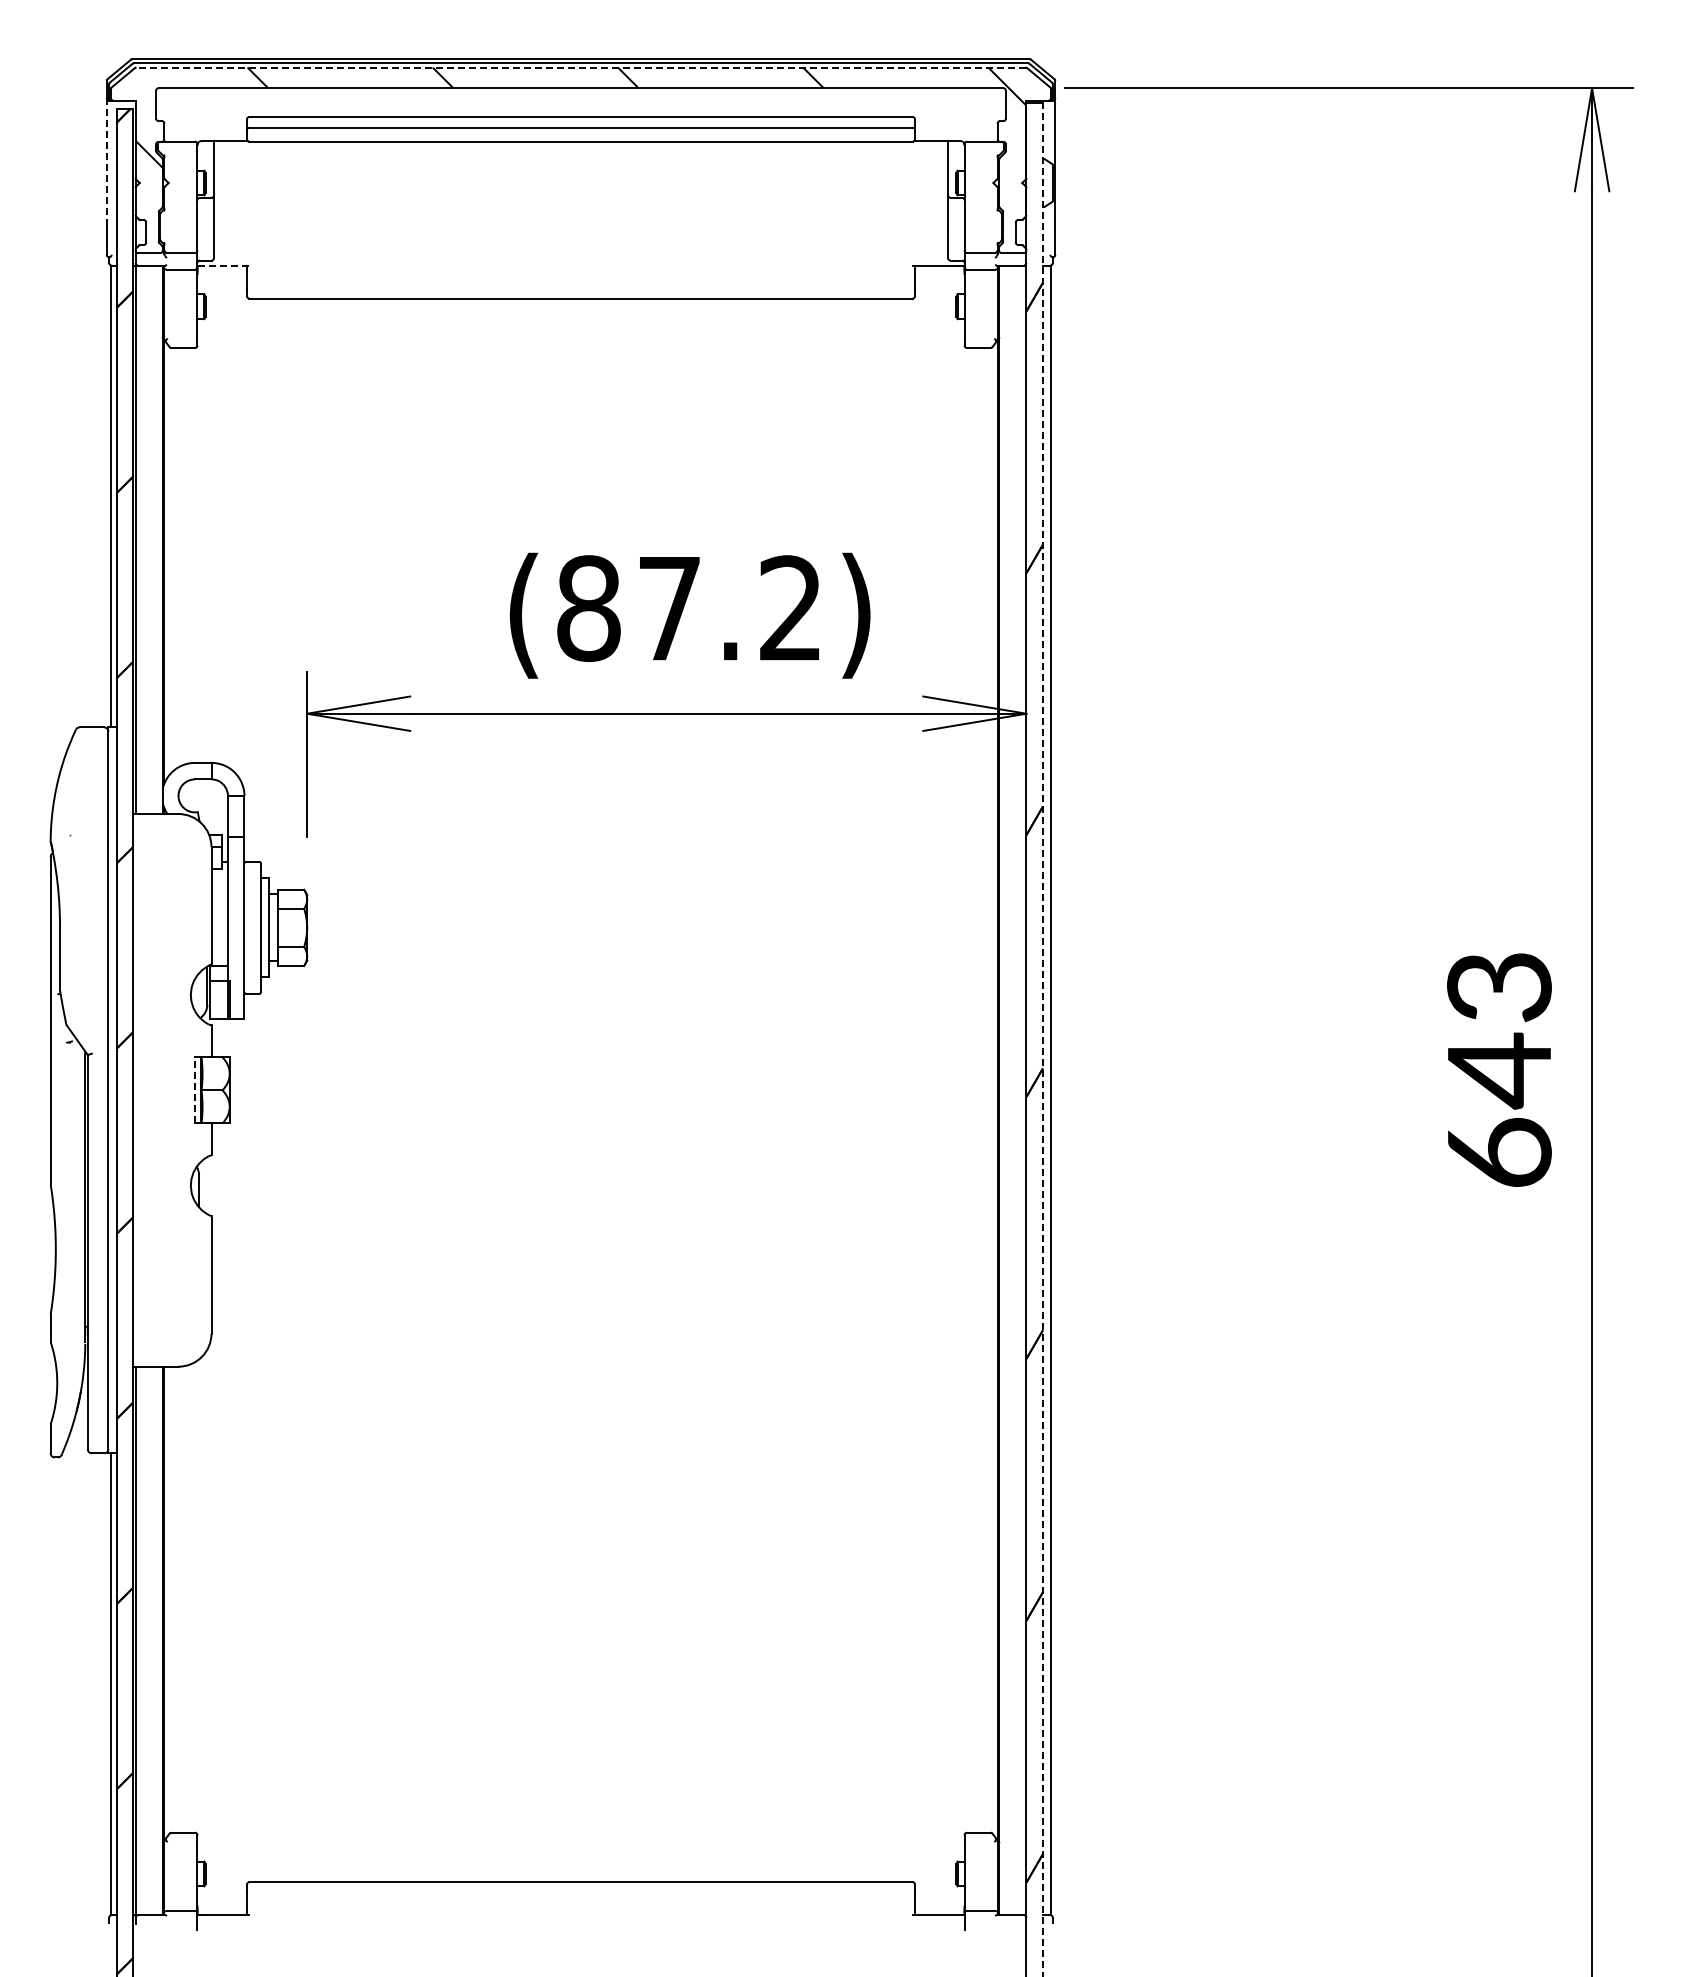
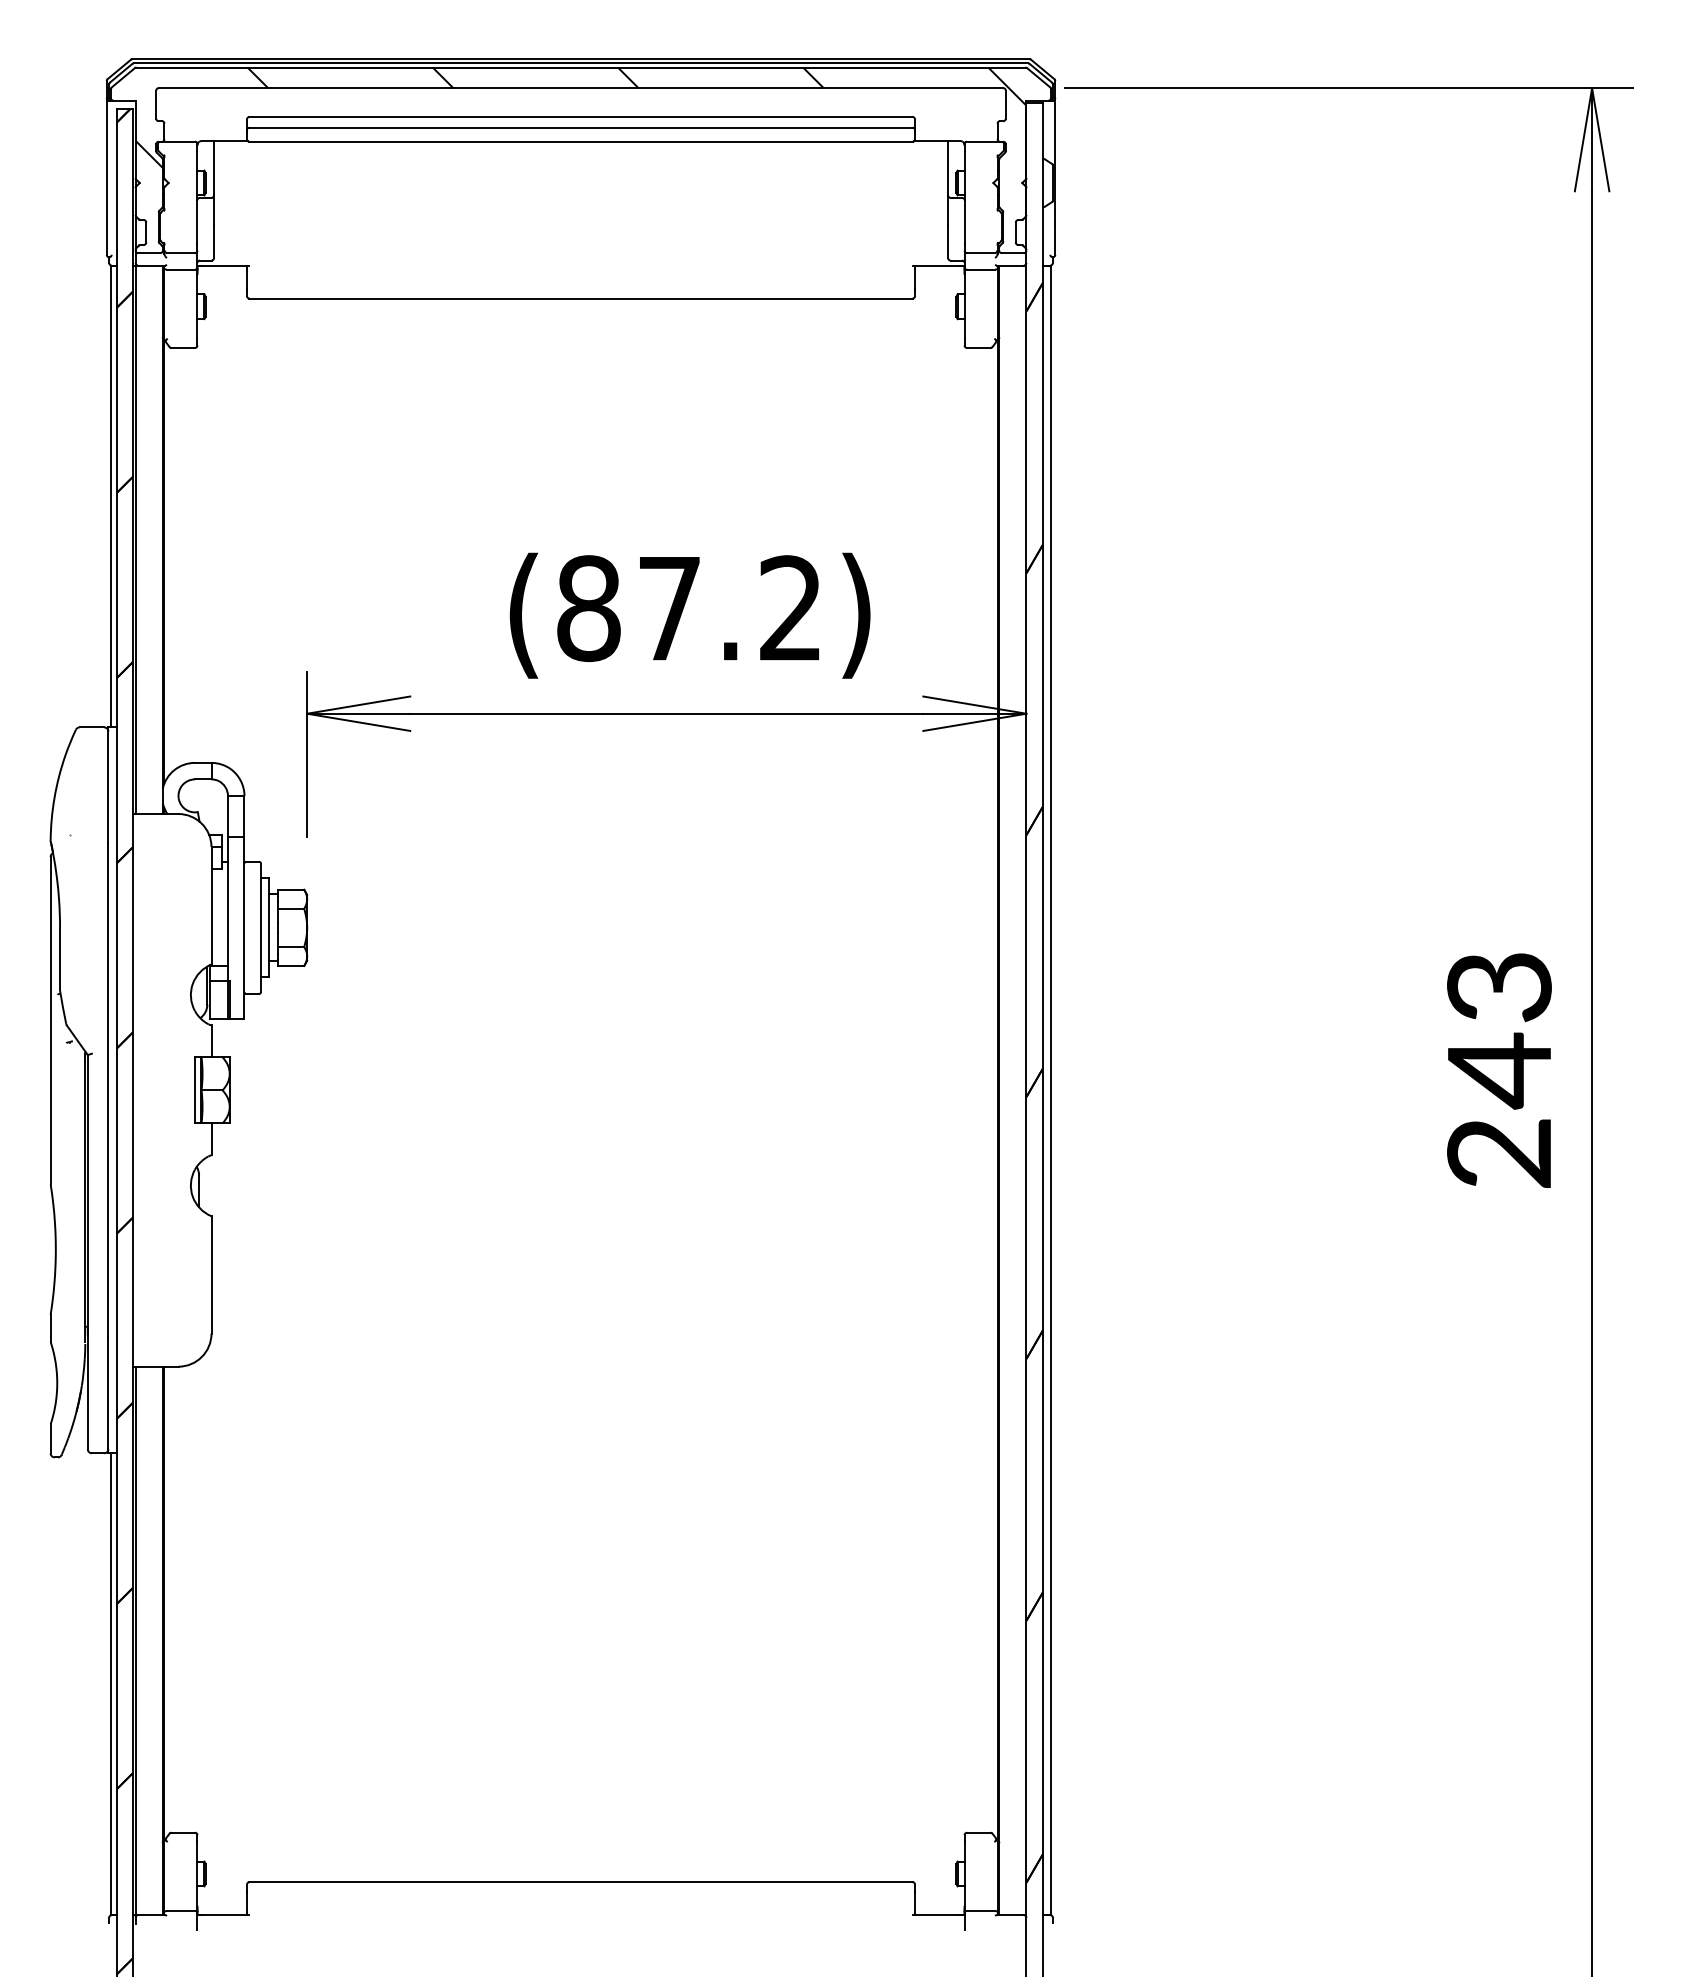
line: dashed -> solid (581, 67)
line: dashed -> solid (106, 161)
line: dashed -> solid (225, 265)
line: dashed -> solid (1042, 1039)
line: dashed -> solid (195, 1090)
text: 643 -> 243 (1499, 1152)
